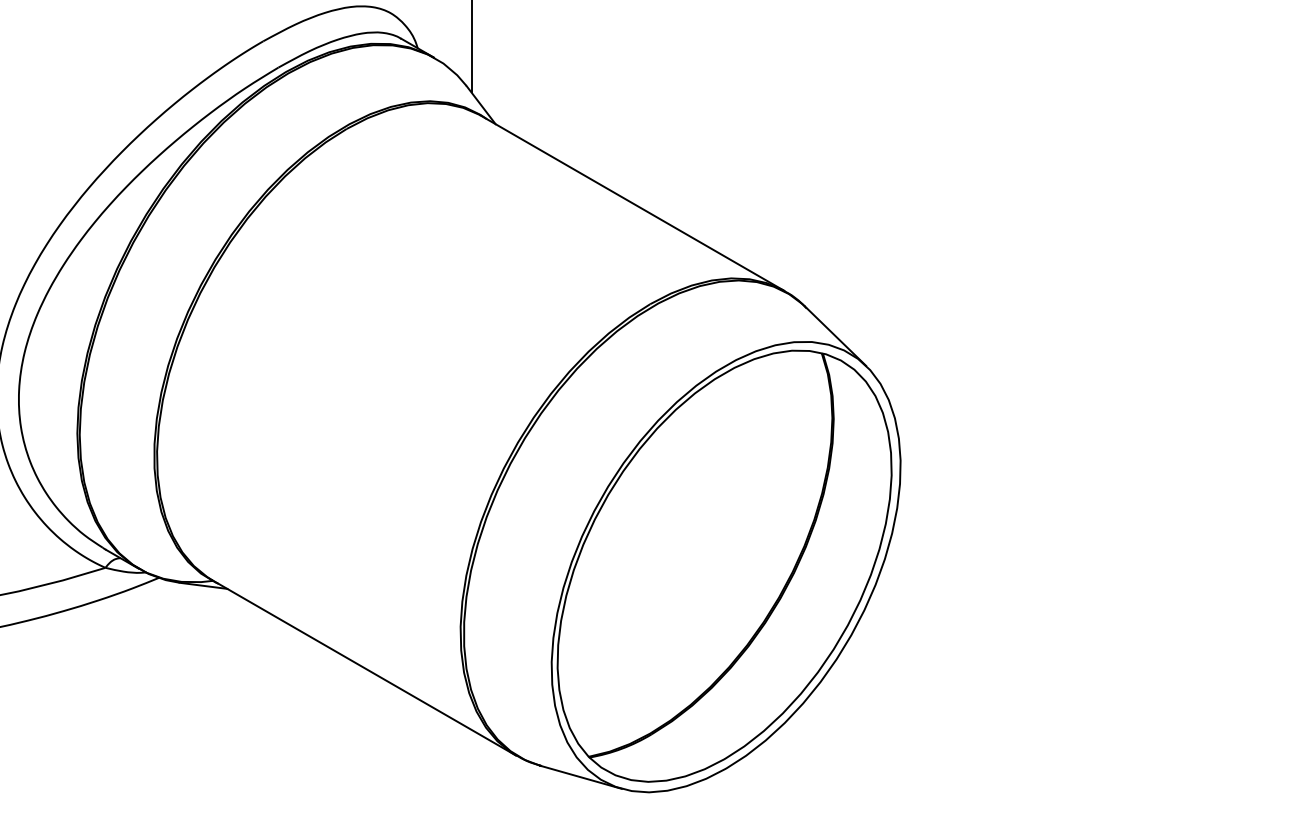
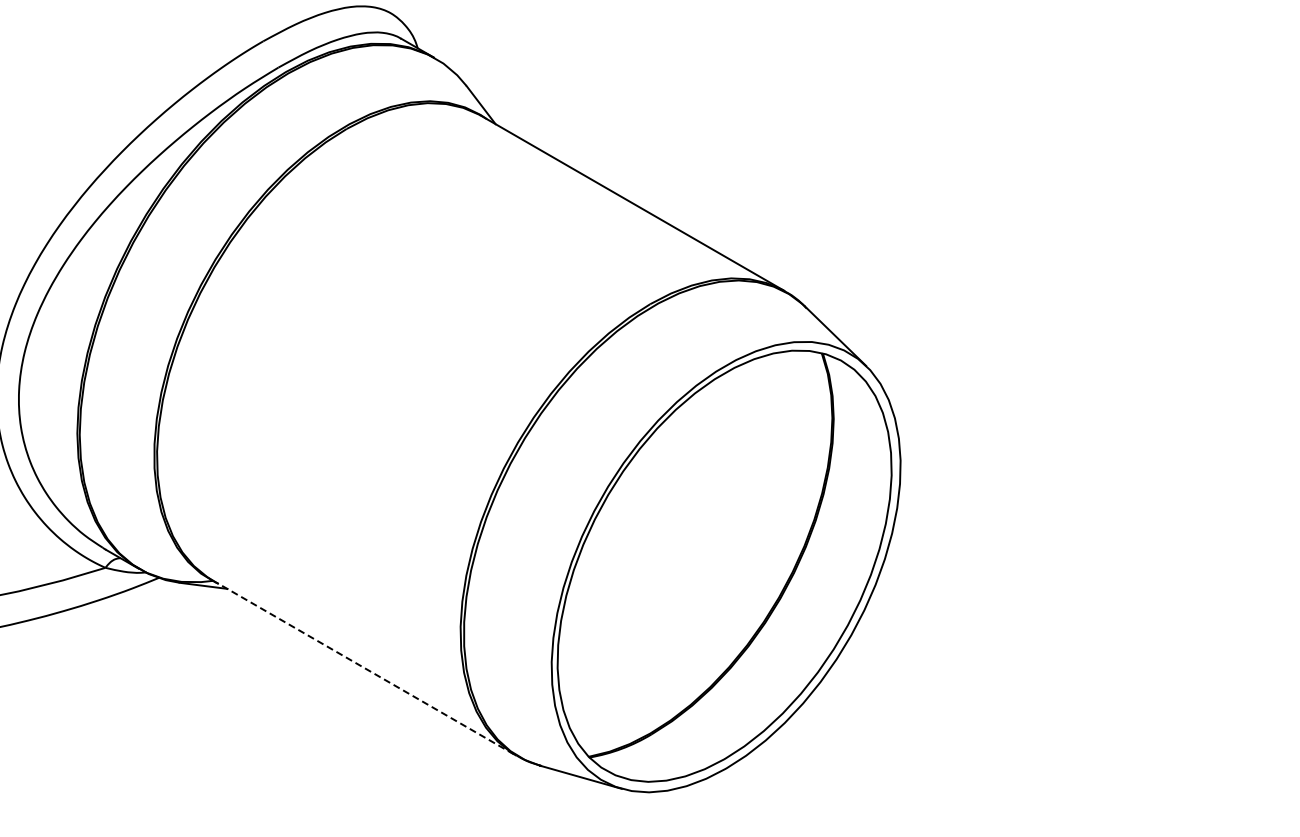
line: present -> none (471, 47)
line: solid -> dashed (364, 668)
